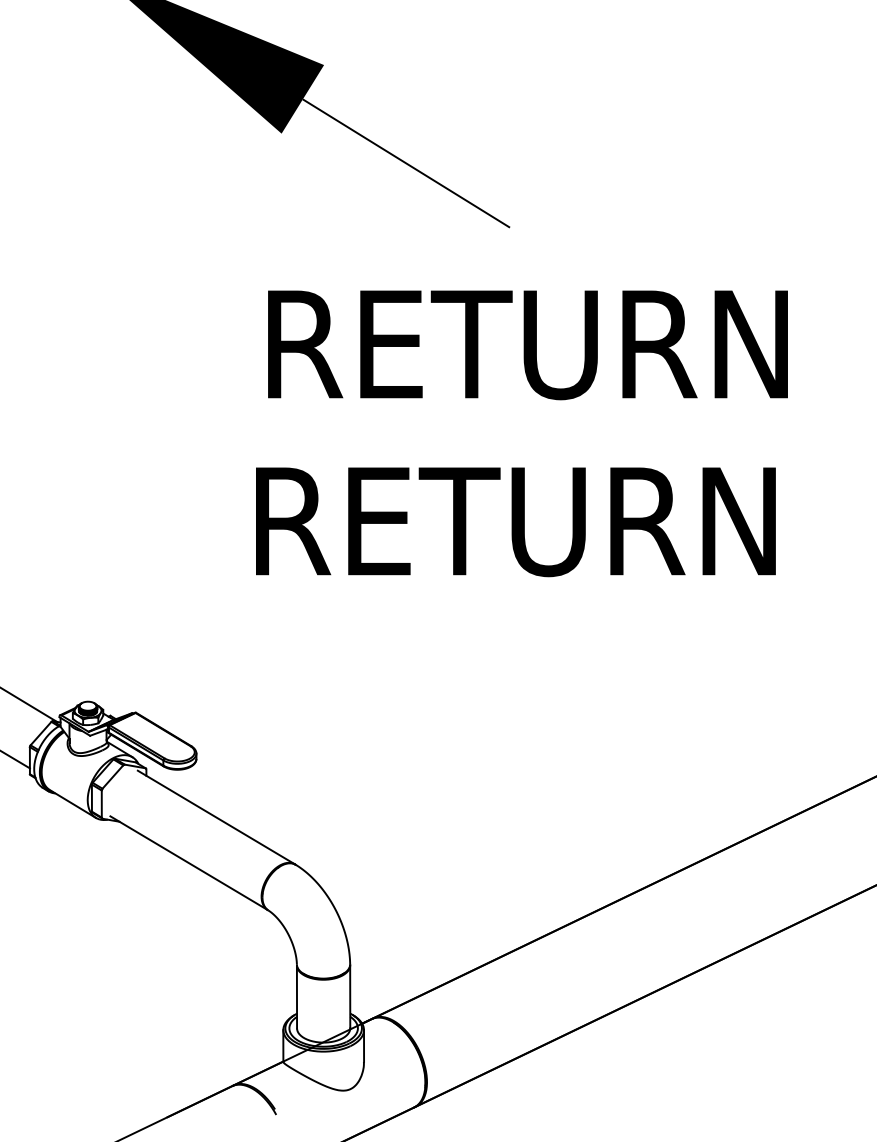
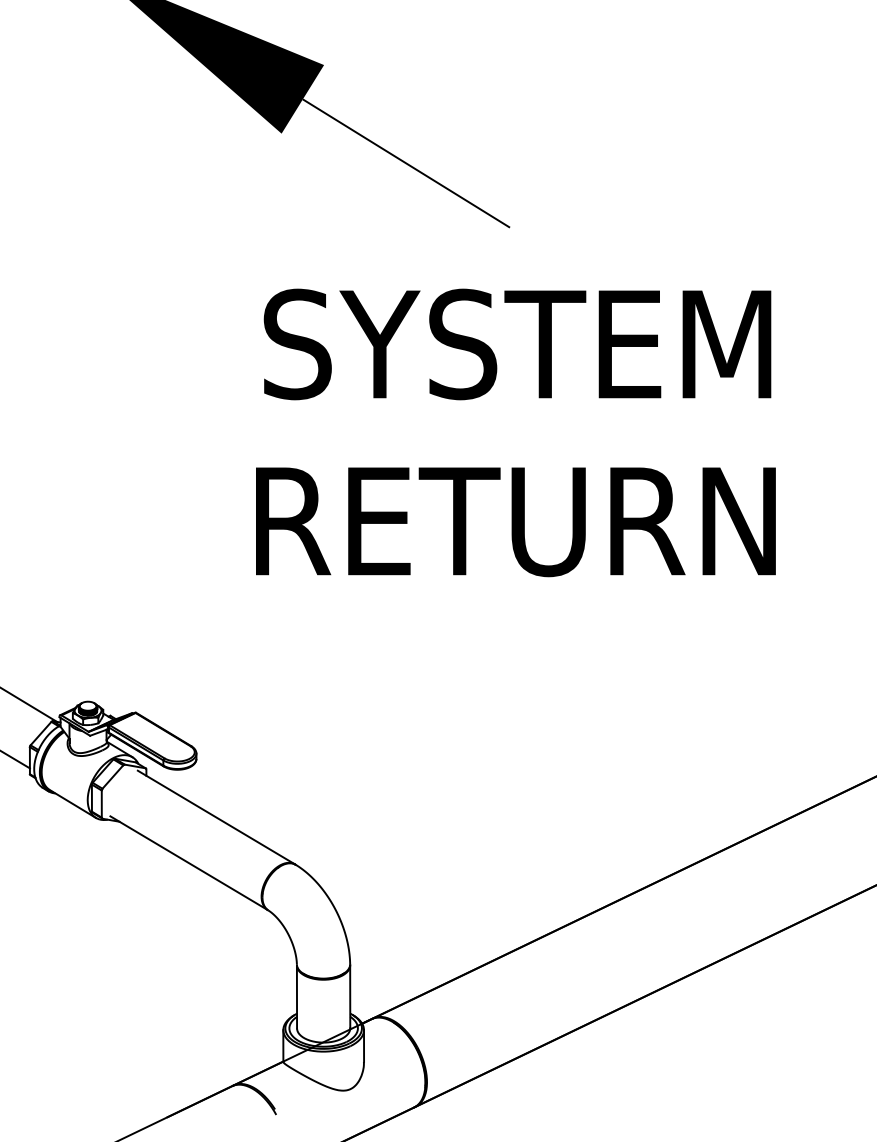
text: RETURN -> SYSTEM (525, 344)
